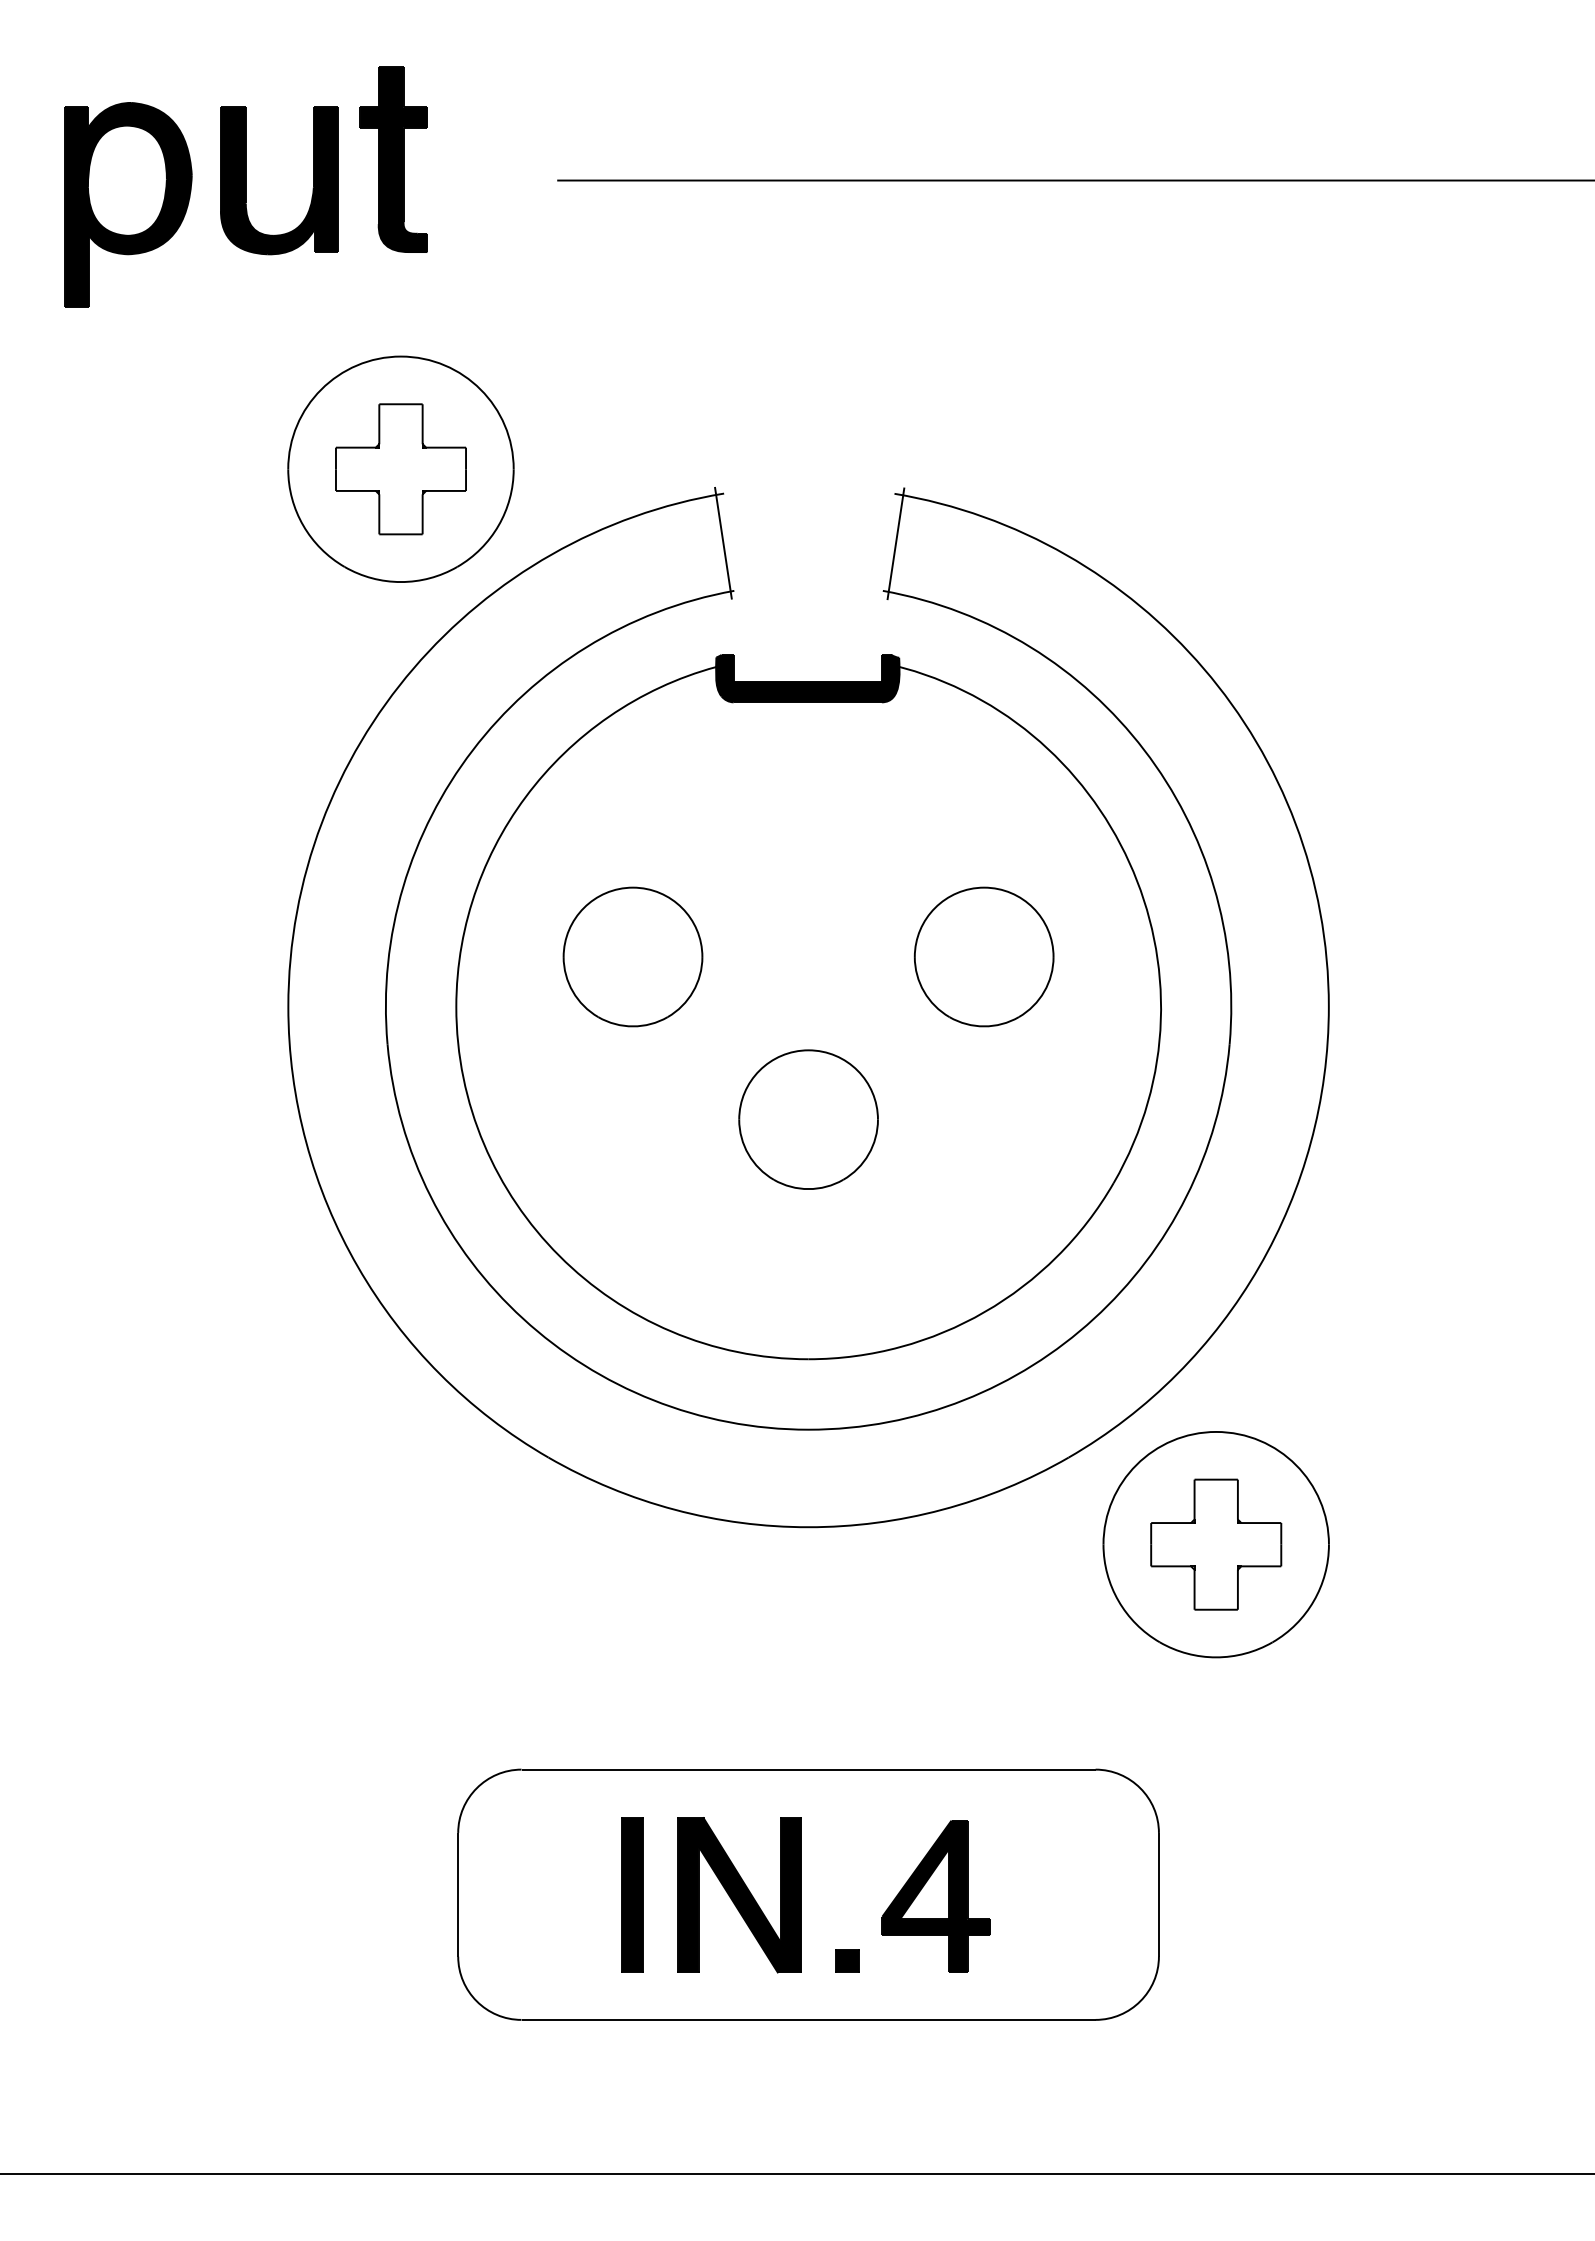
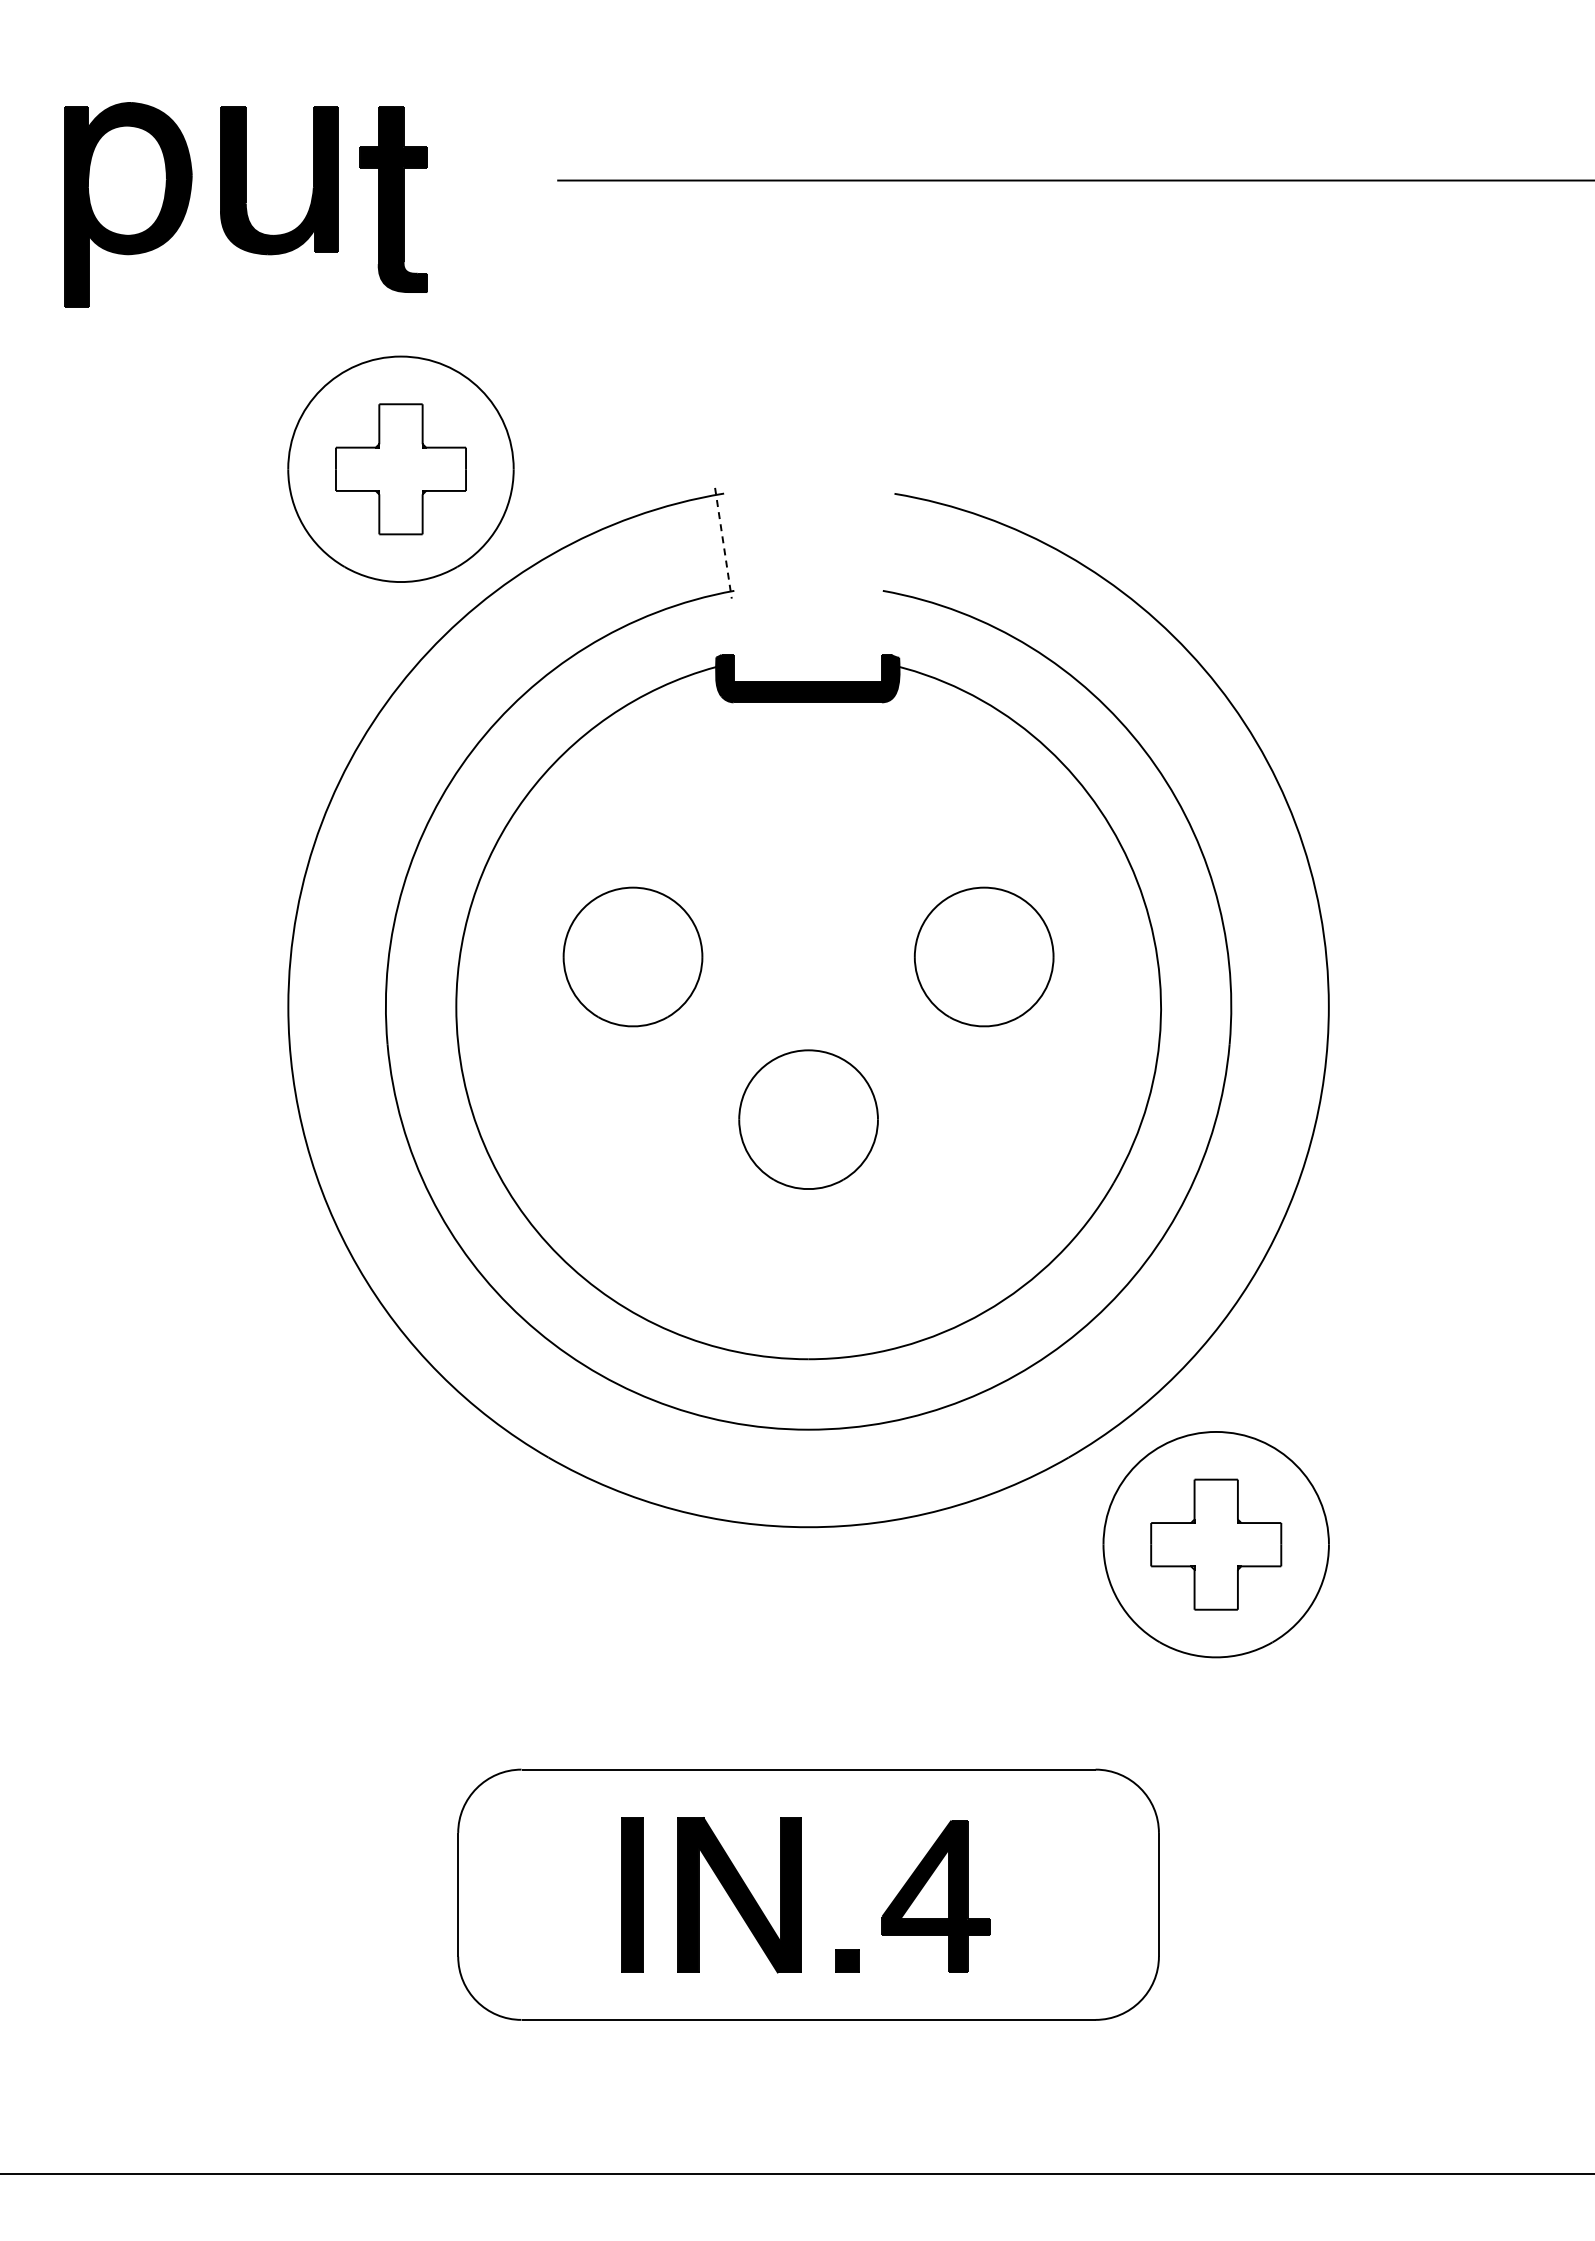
part position: (393, 159) -> (393, 199) (393, 199)
line: solid -> dashed (723, 543)
line: present -> none (895, 543)
